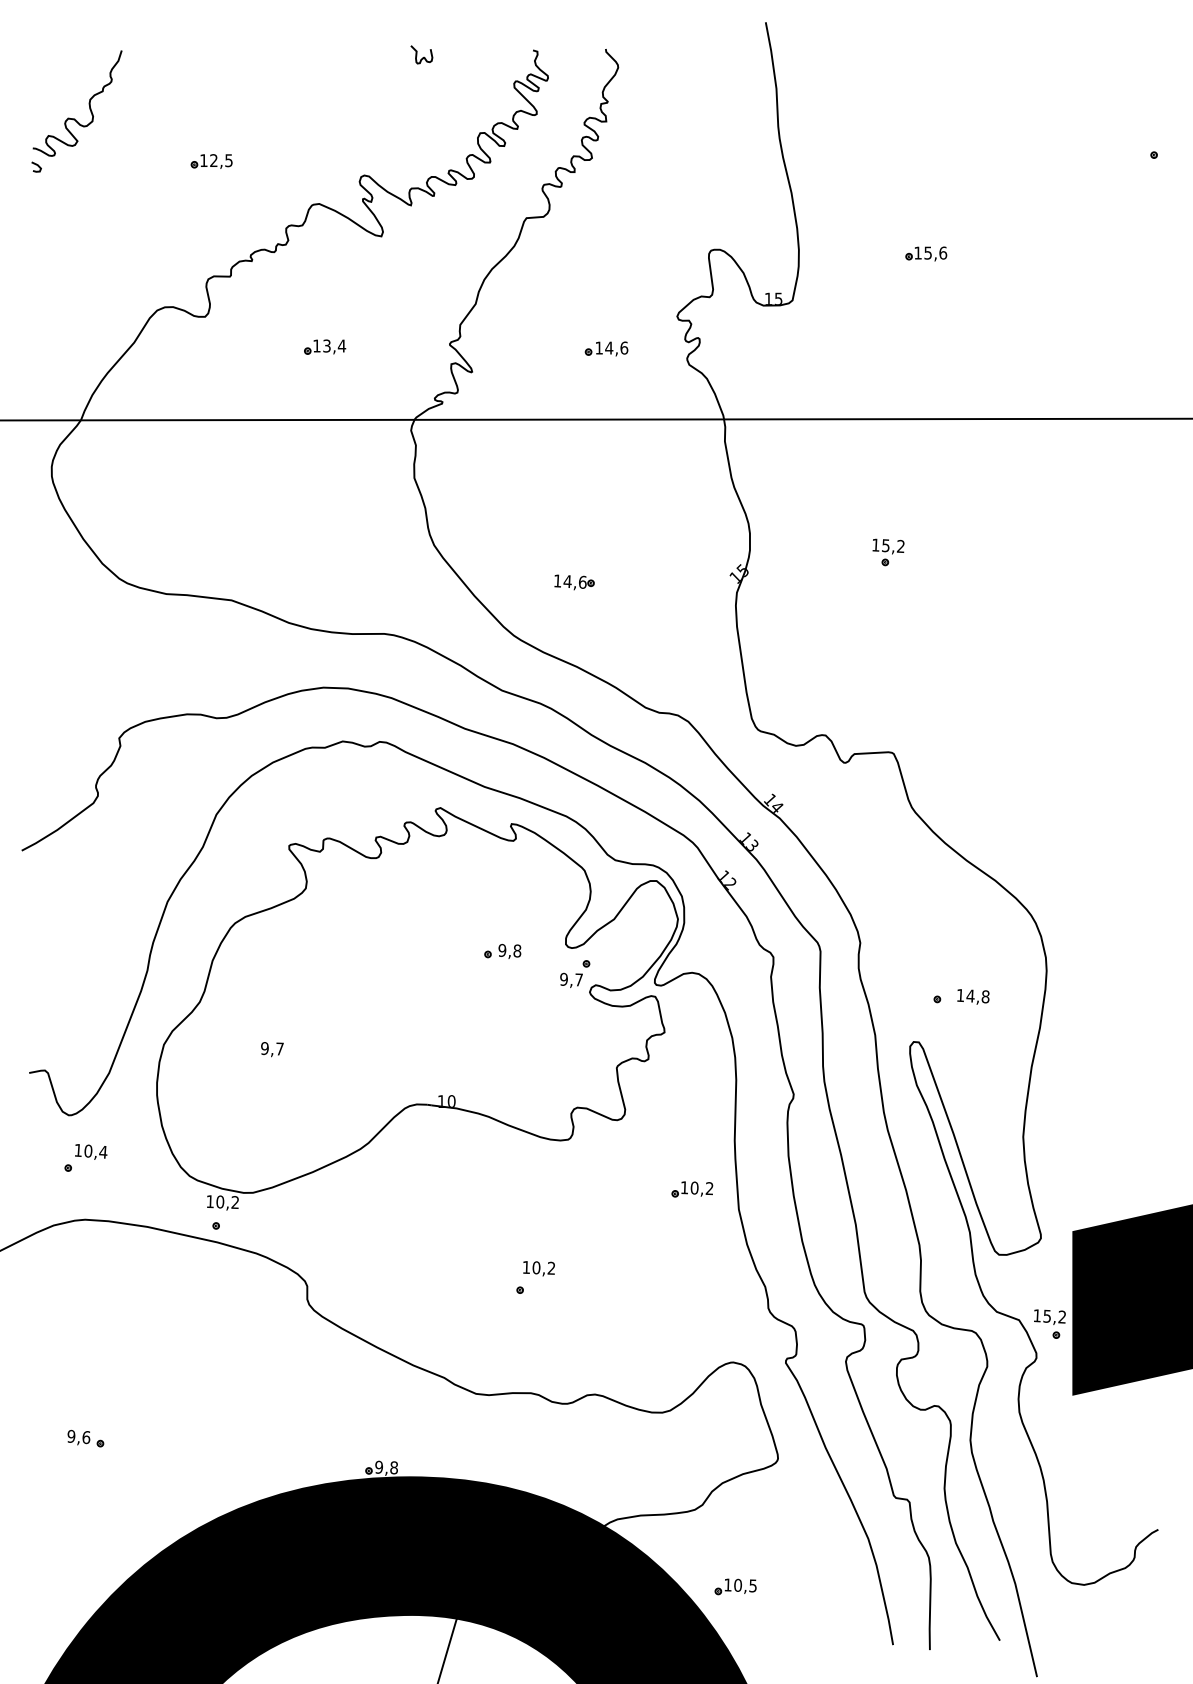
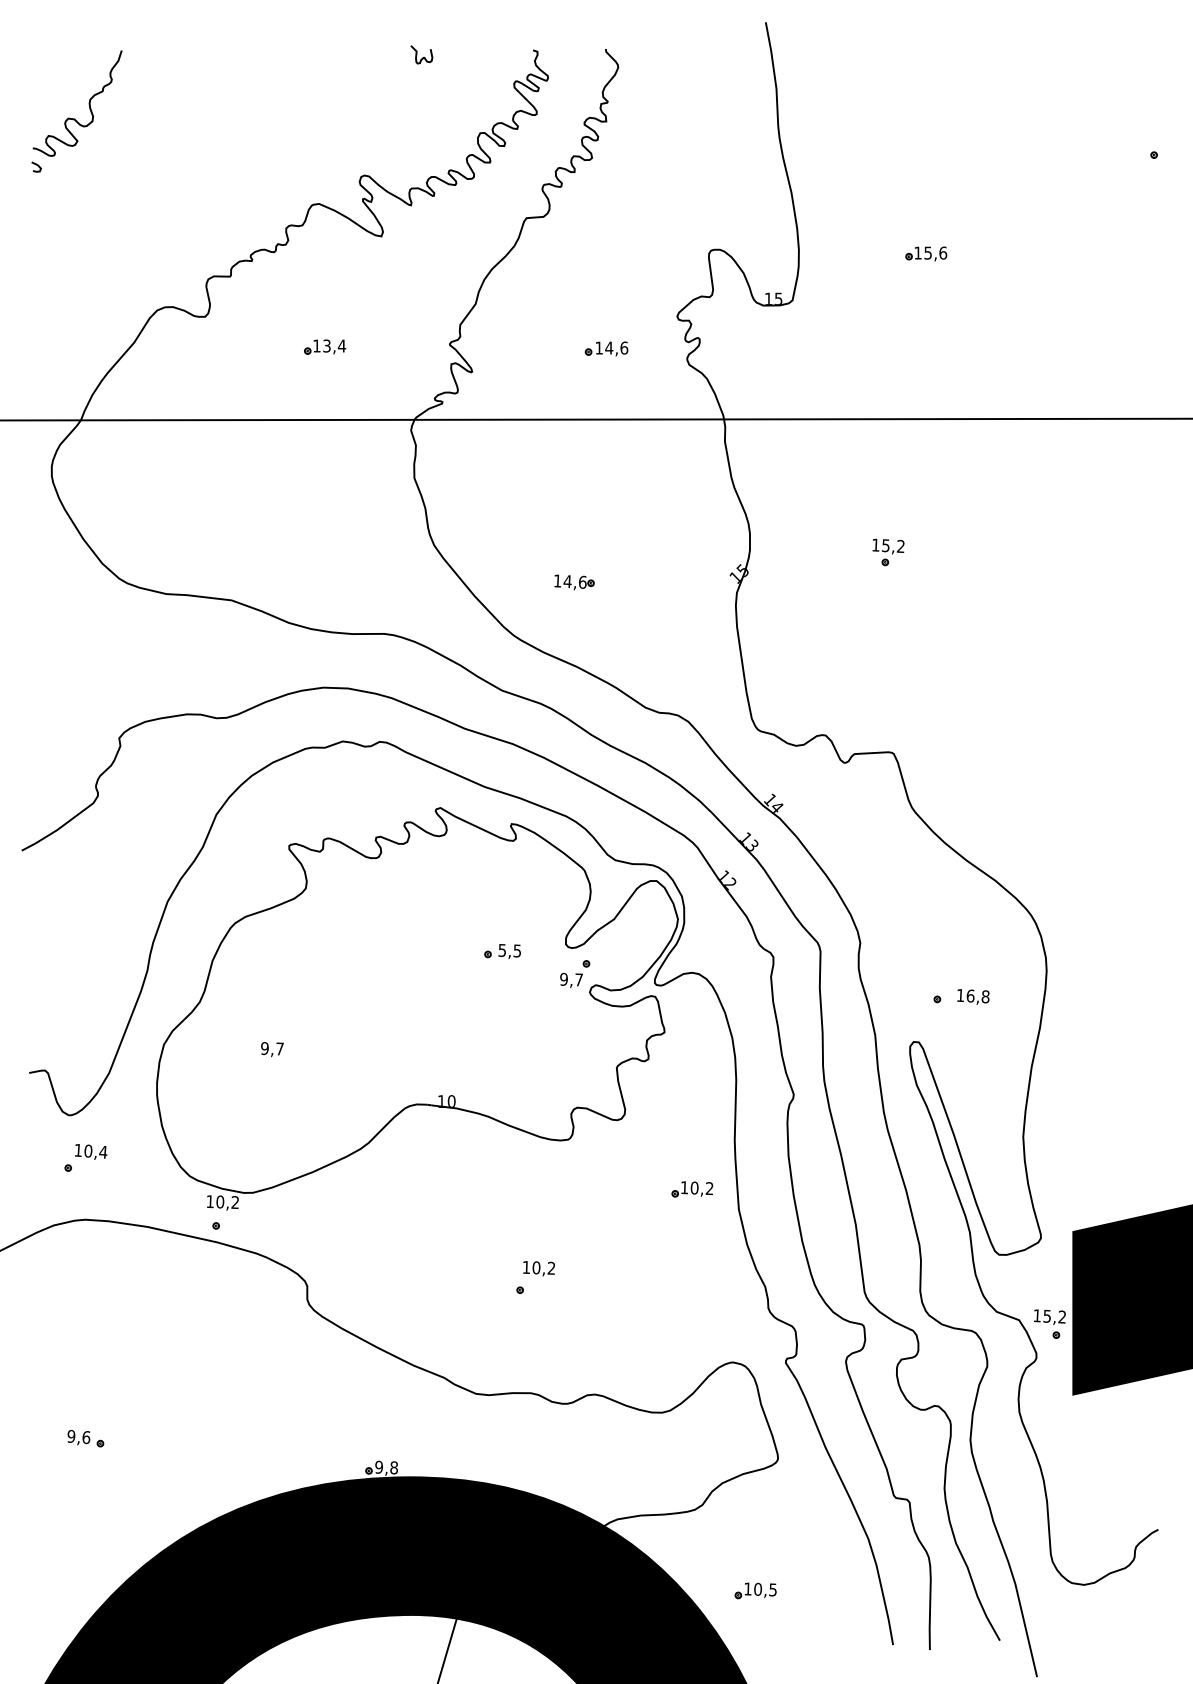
part: present -> none (211, 161)
text: 9,8 -> 5,5 (509, 950)
text: 14,8 -> 16,8 (970, 995)
part position: (735, 1586) -> (755, 1590) (755, 1590)
